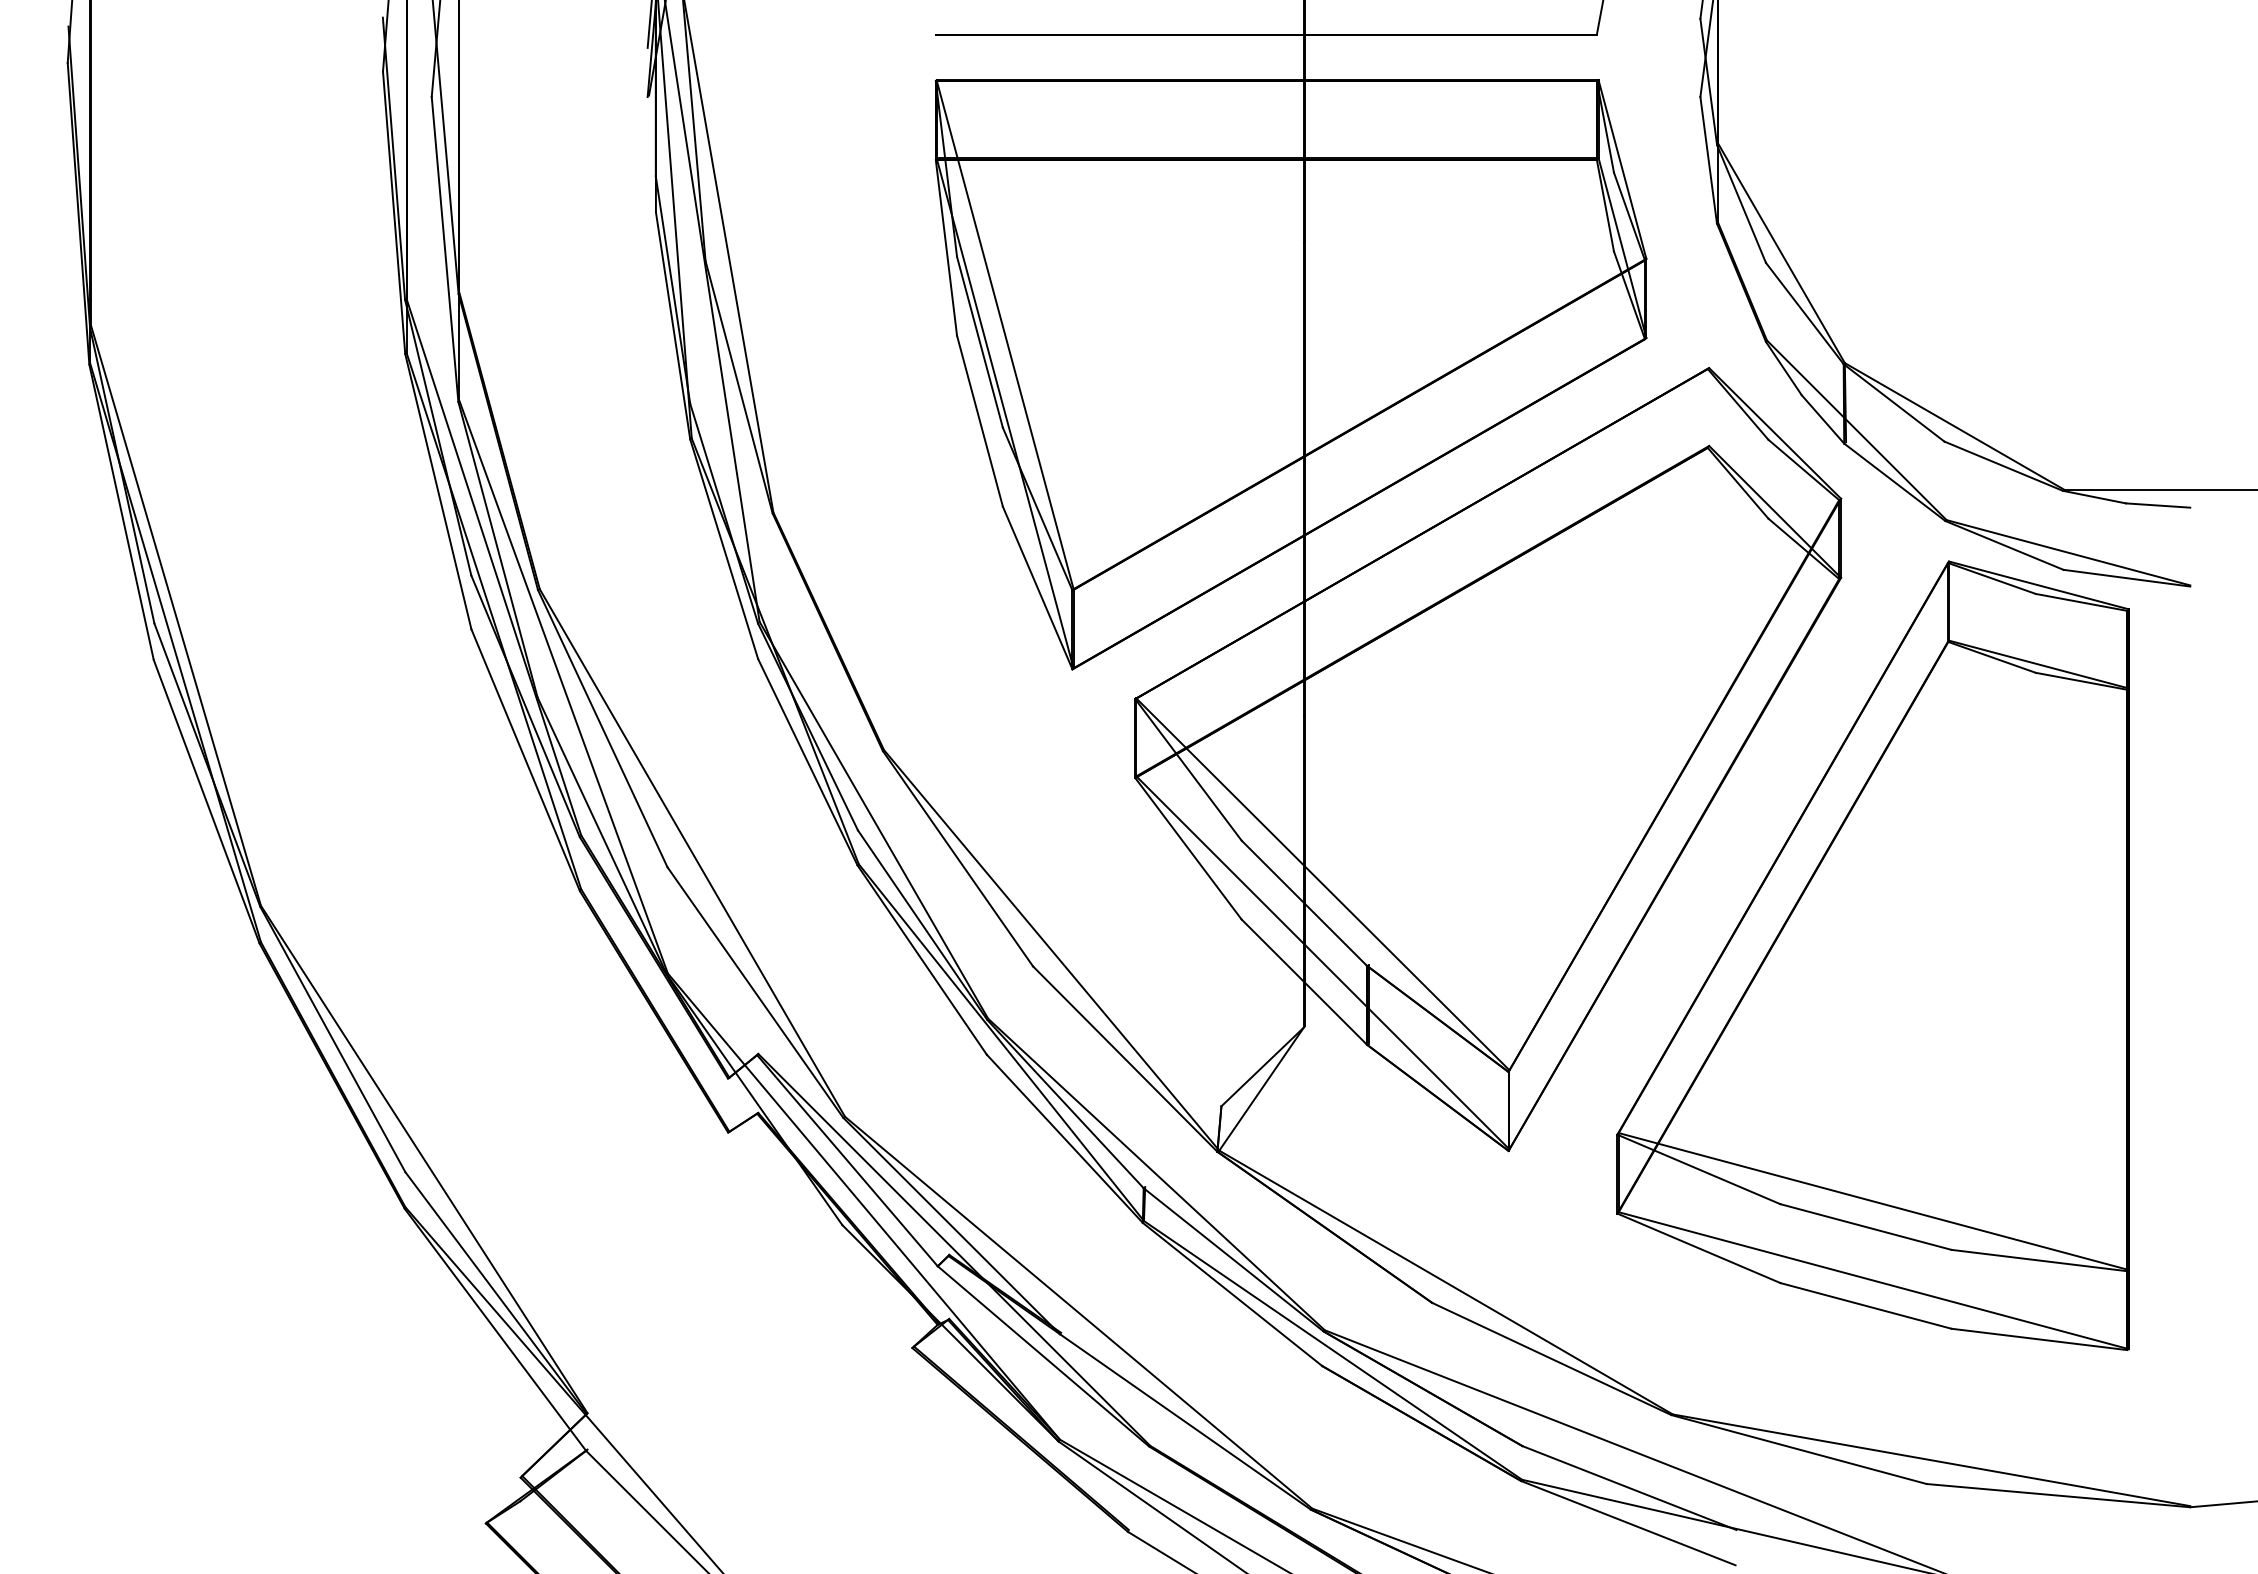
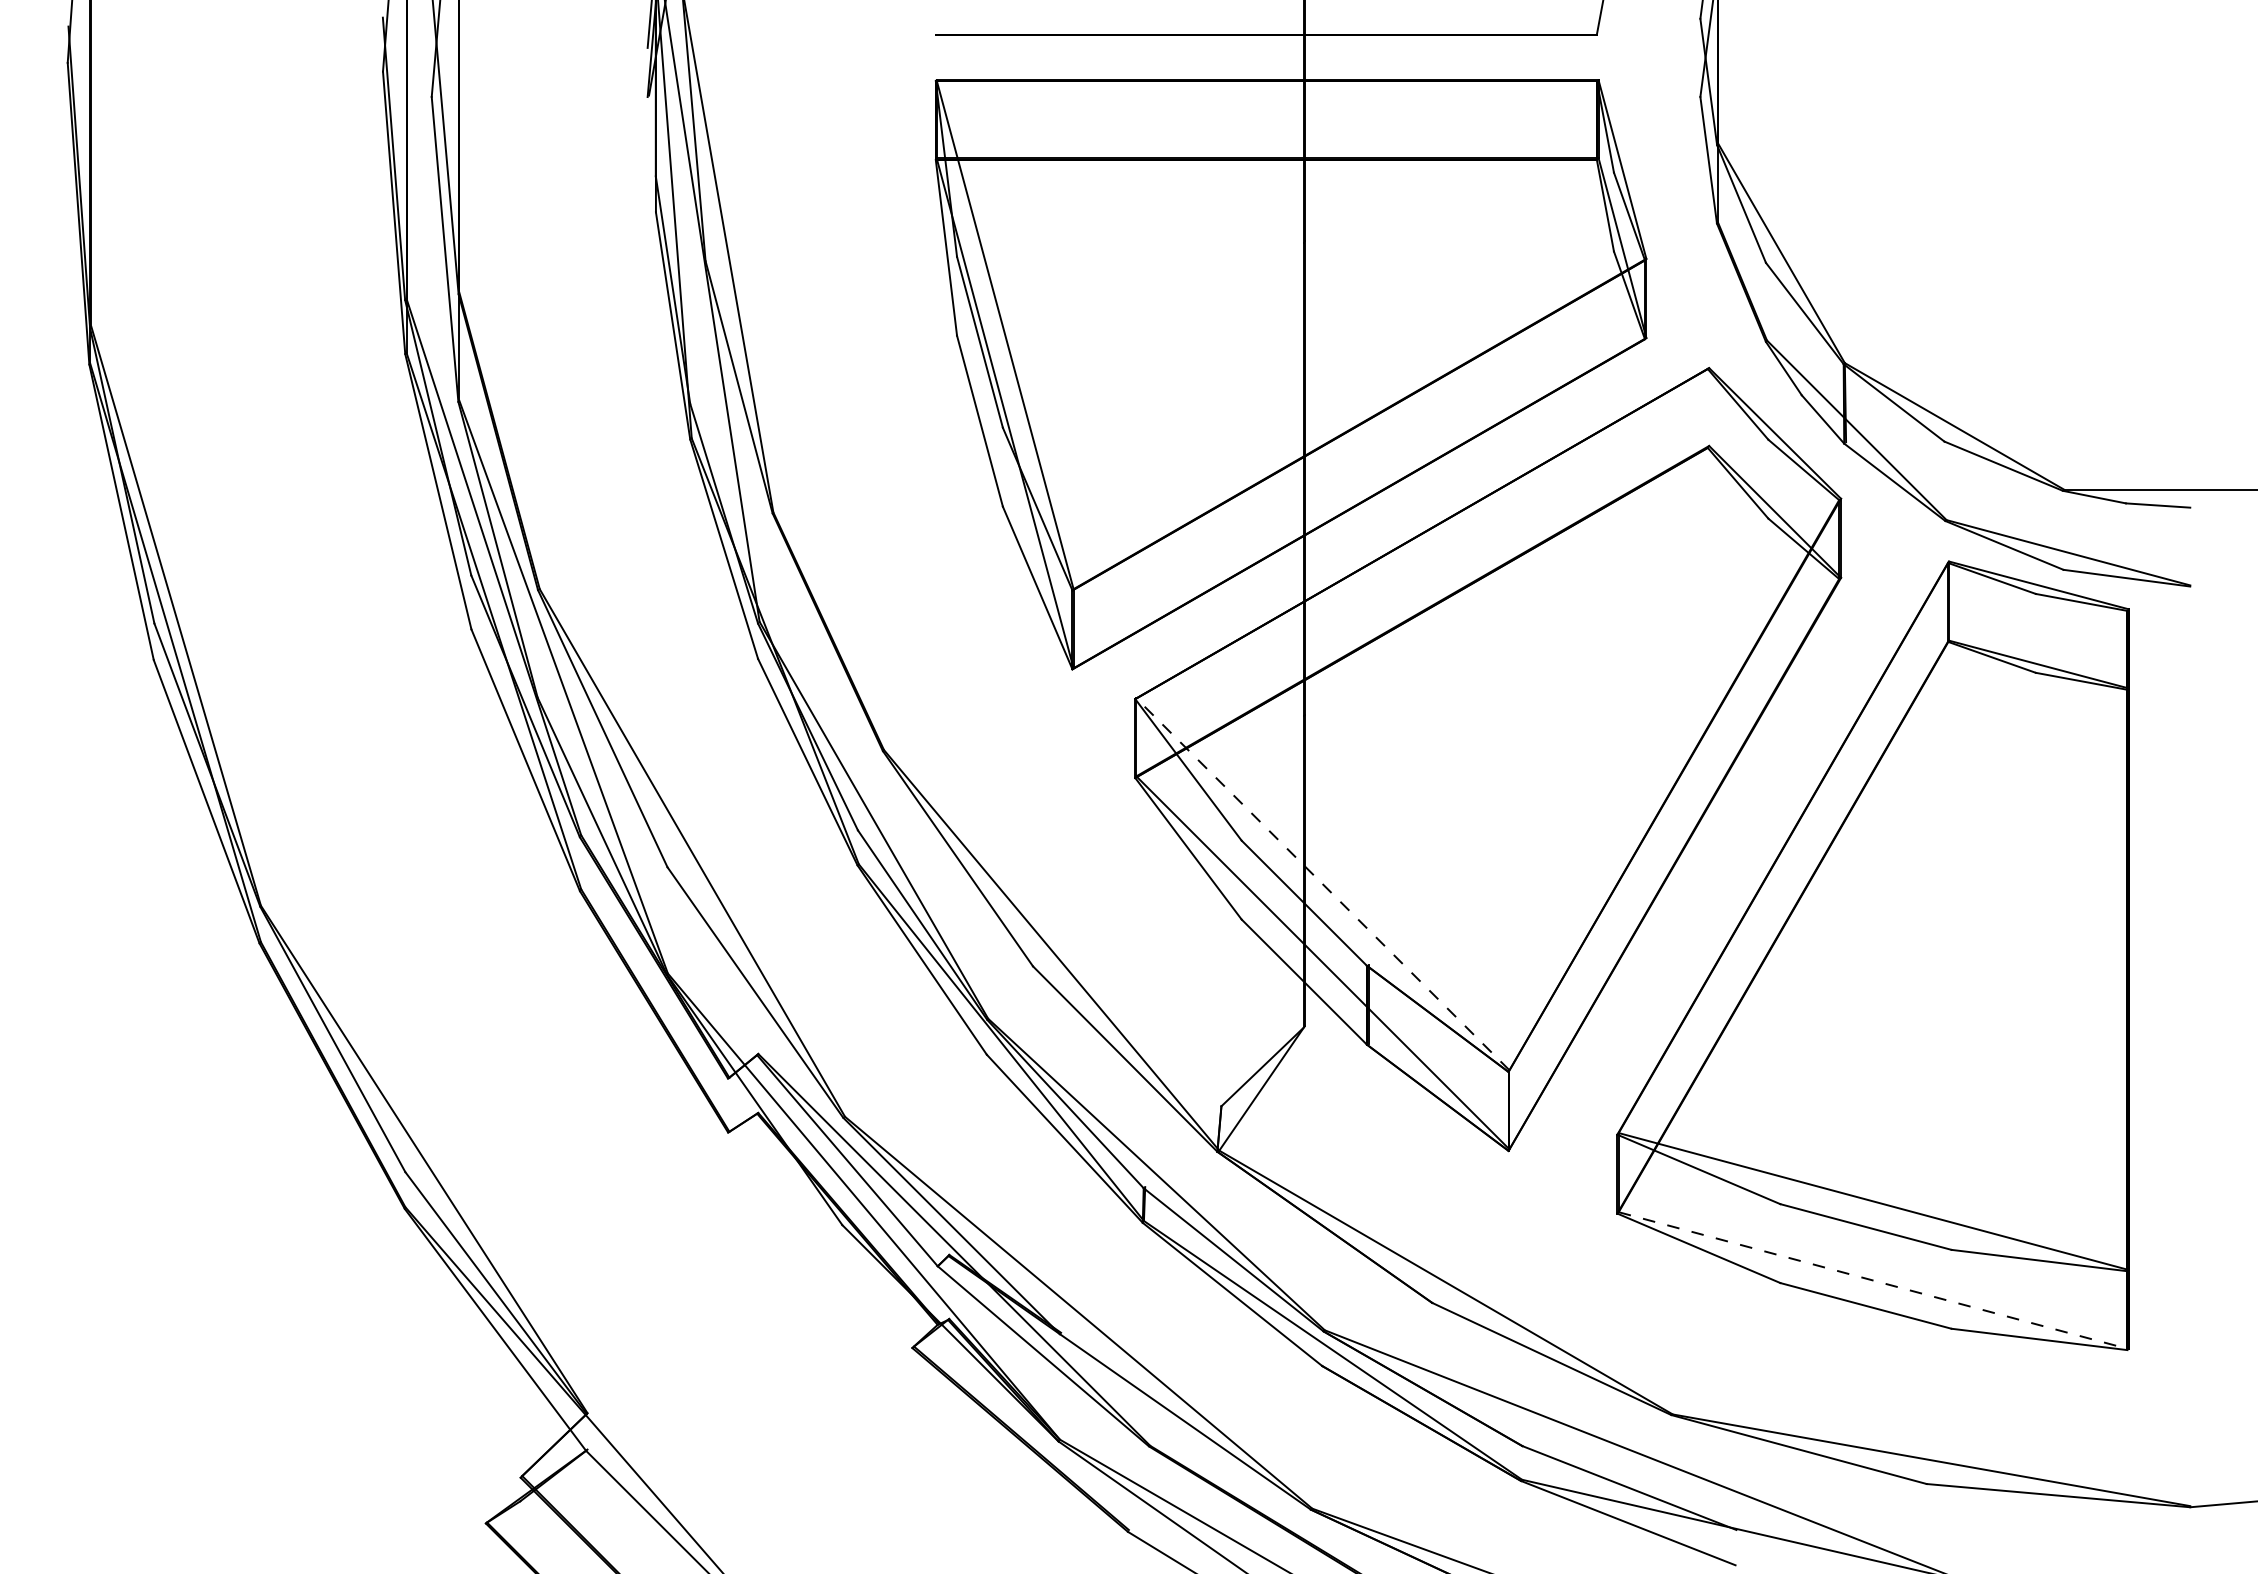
line: solid -> dashed (1322, 884)
line: solid -> dashed (1874, 1280)
